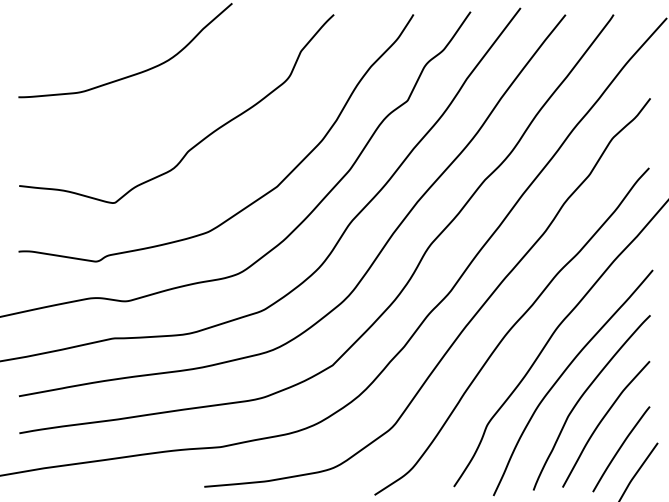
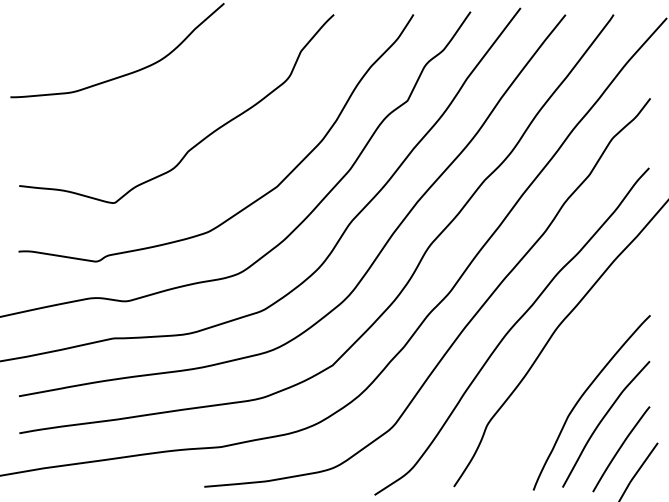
curve position: (134, 73) -> (126, 73) (126, 73)
curve: present -> none (564, 373)
